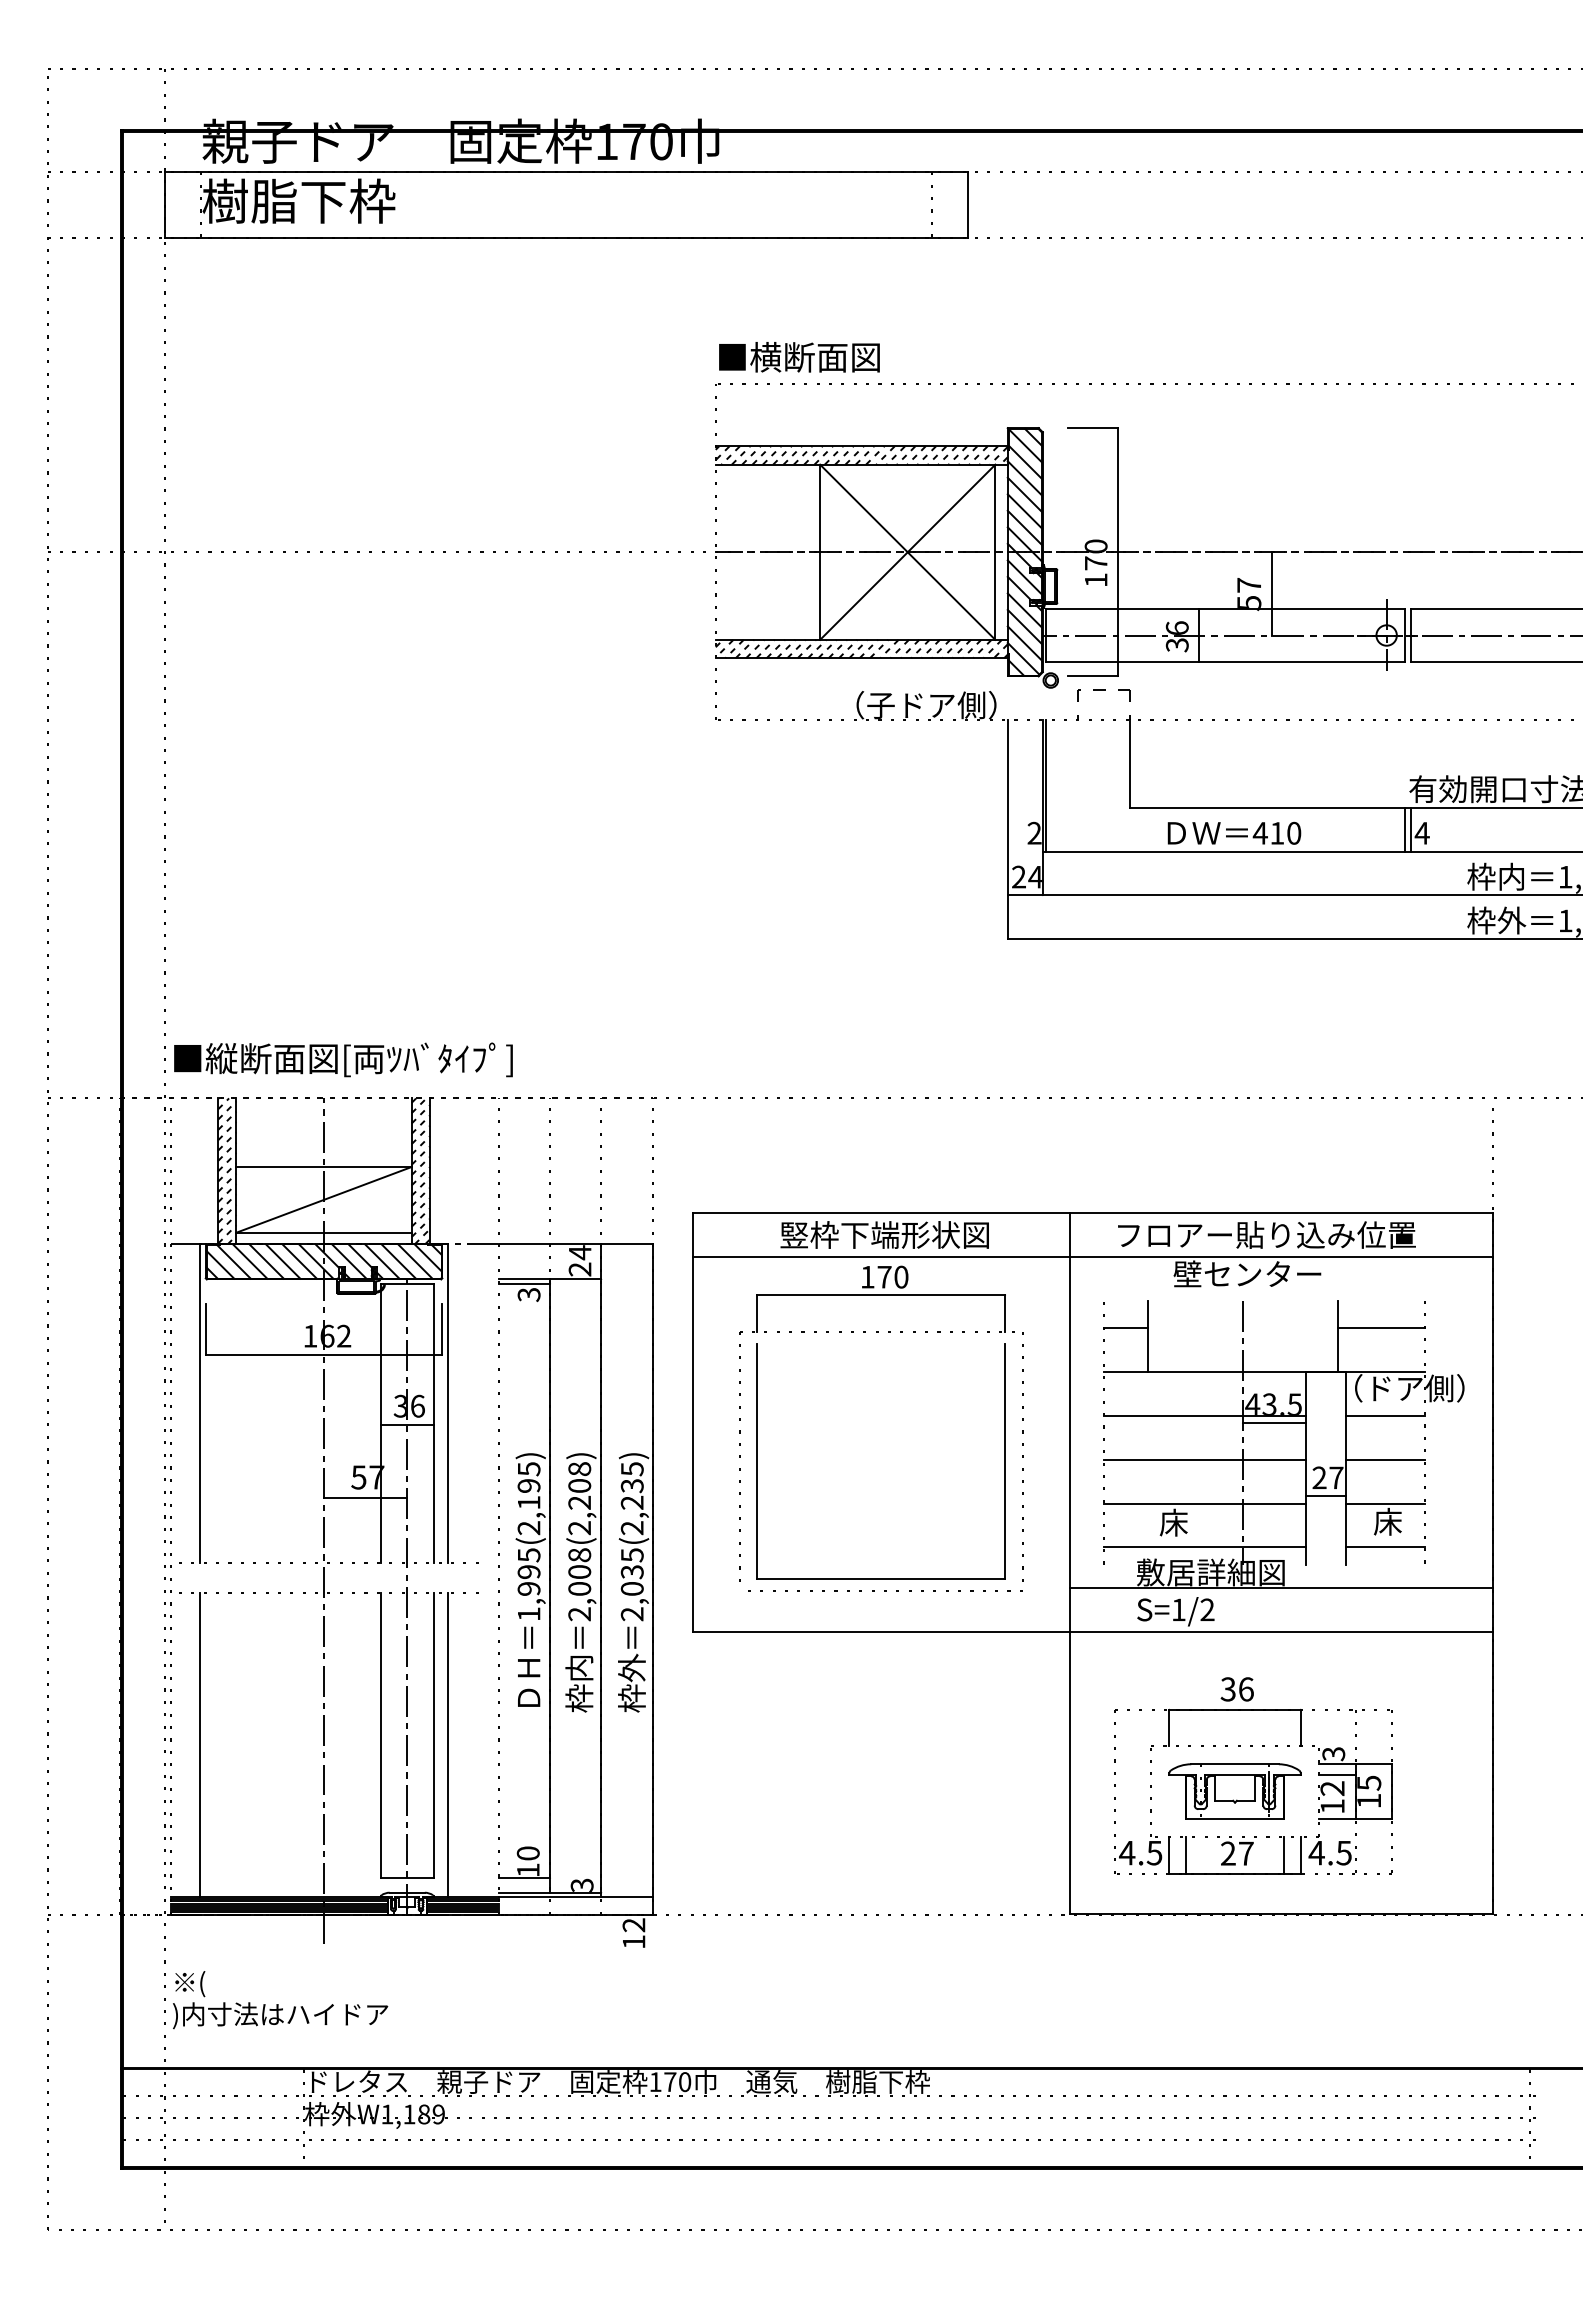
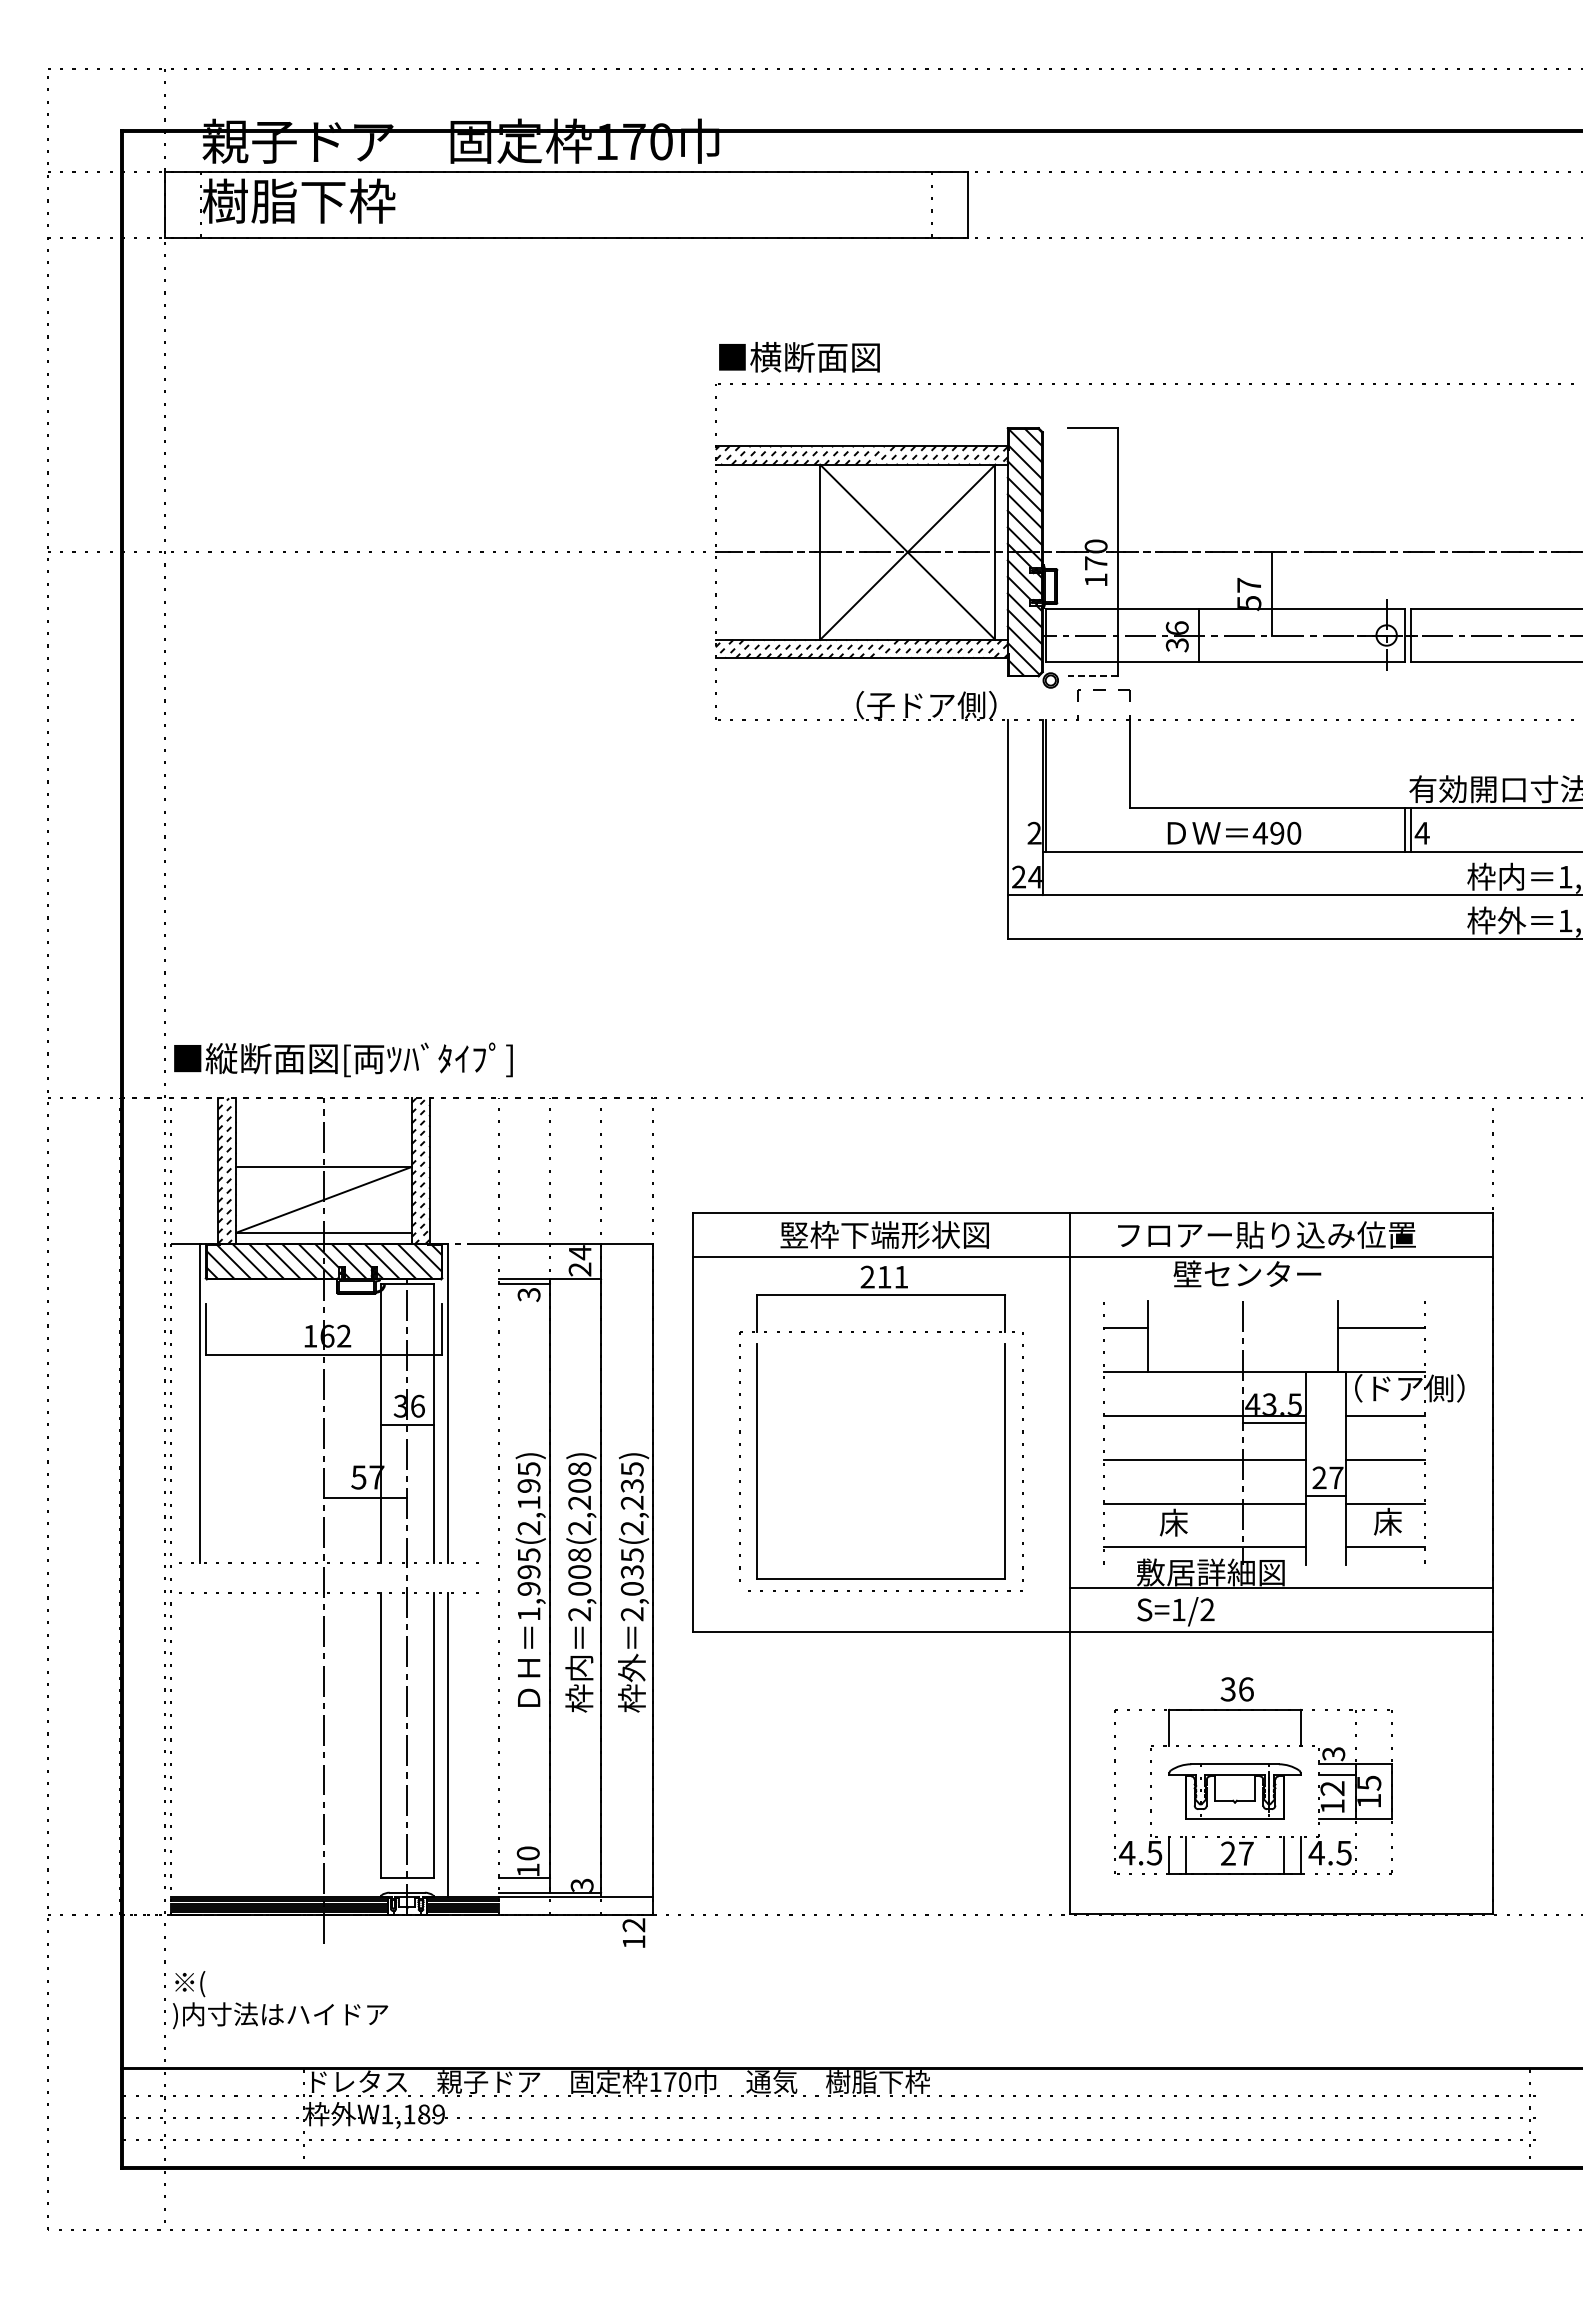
line: solid -> dashed (1092, 676)
text: 410 -> 490 (1277, 832)
text: 170 -> 211 (884, 1276)
line: present -> none (199, 1744)
